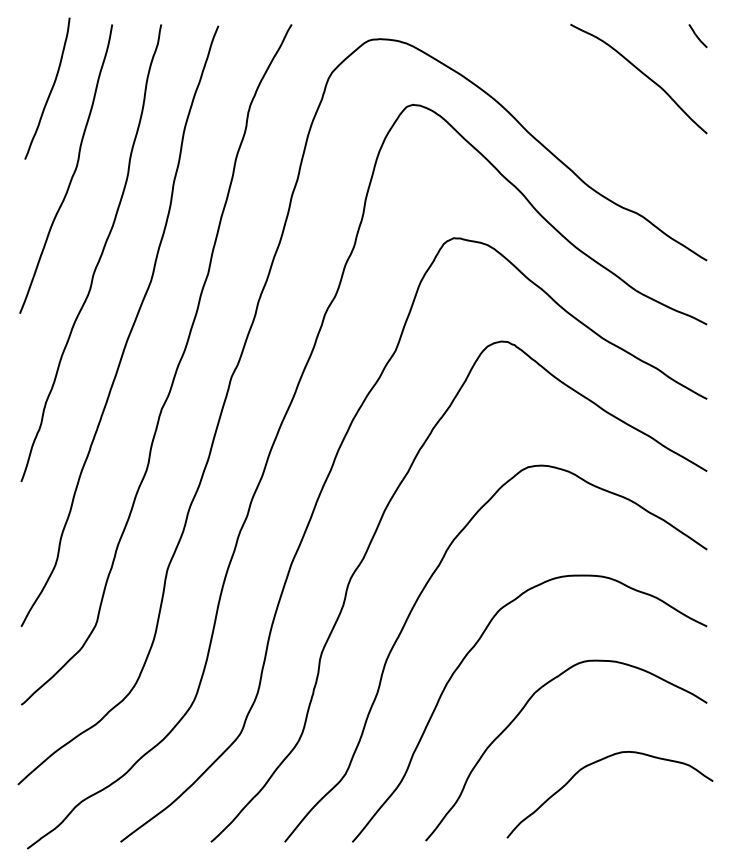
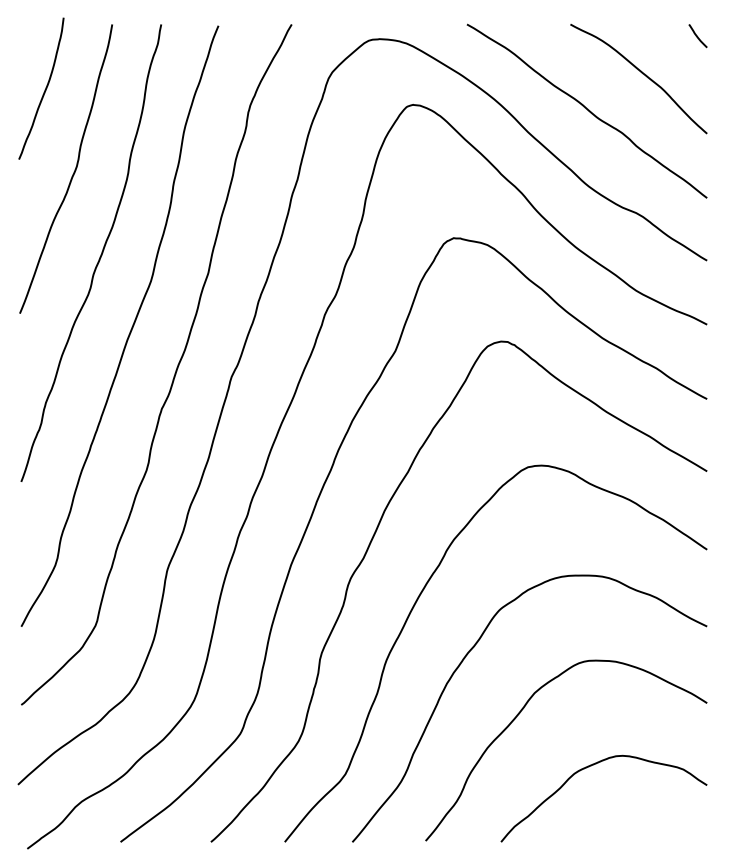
curve position: (50, 89) -> (44, 89) (44, 89)
curve: none -> present (586, 109)
curve position: (595, 763) -> (589, 767) (589, 767)
